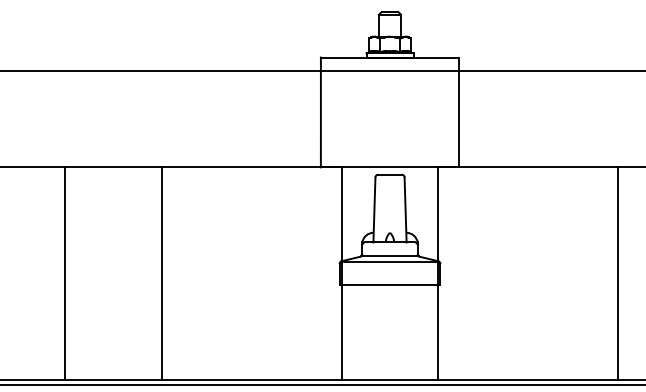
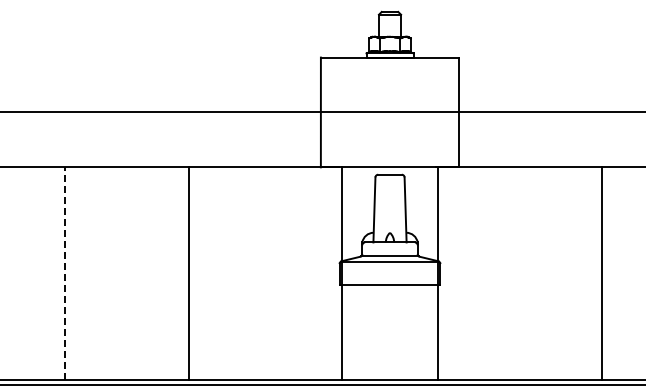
line position: (322, 70) -> (322, 111) (322, 111)
line: solid -> dashed (65, 273)
line position: (161, 273) -> (188, 273) (188, 273)
line position: (618, 273) -> (602, 273) (602, 273)
